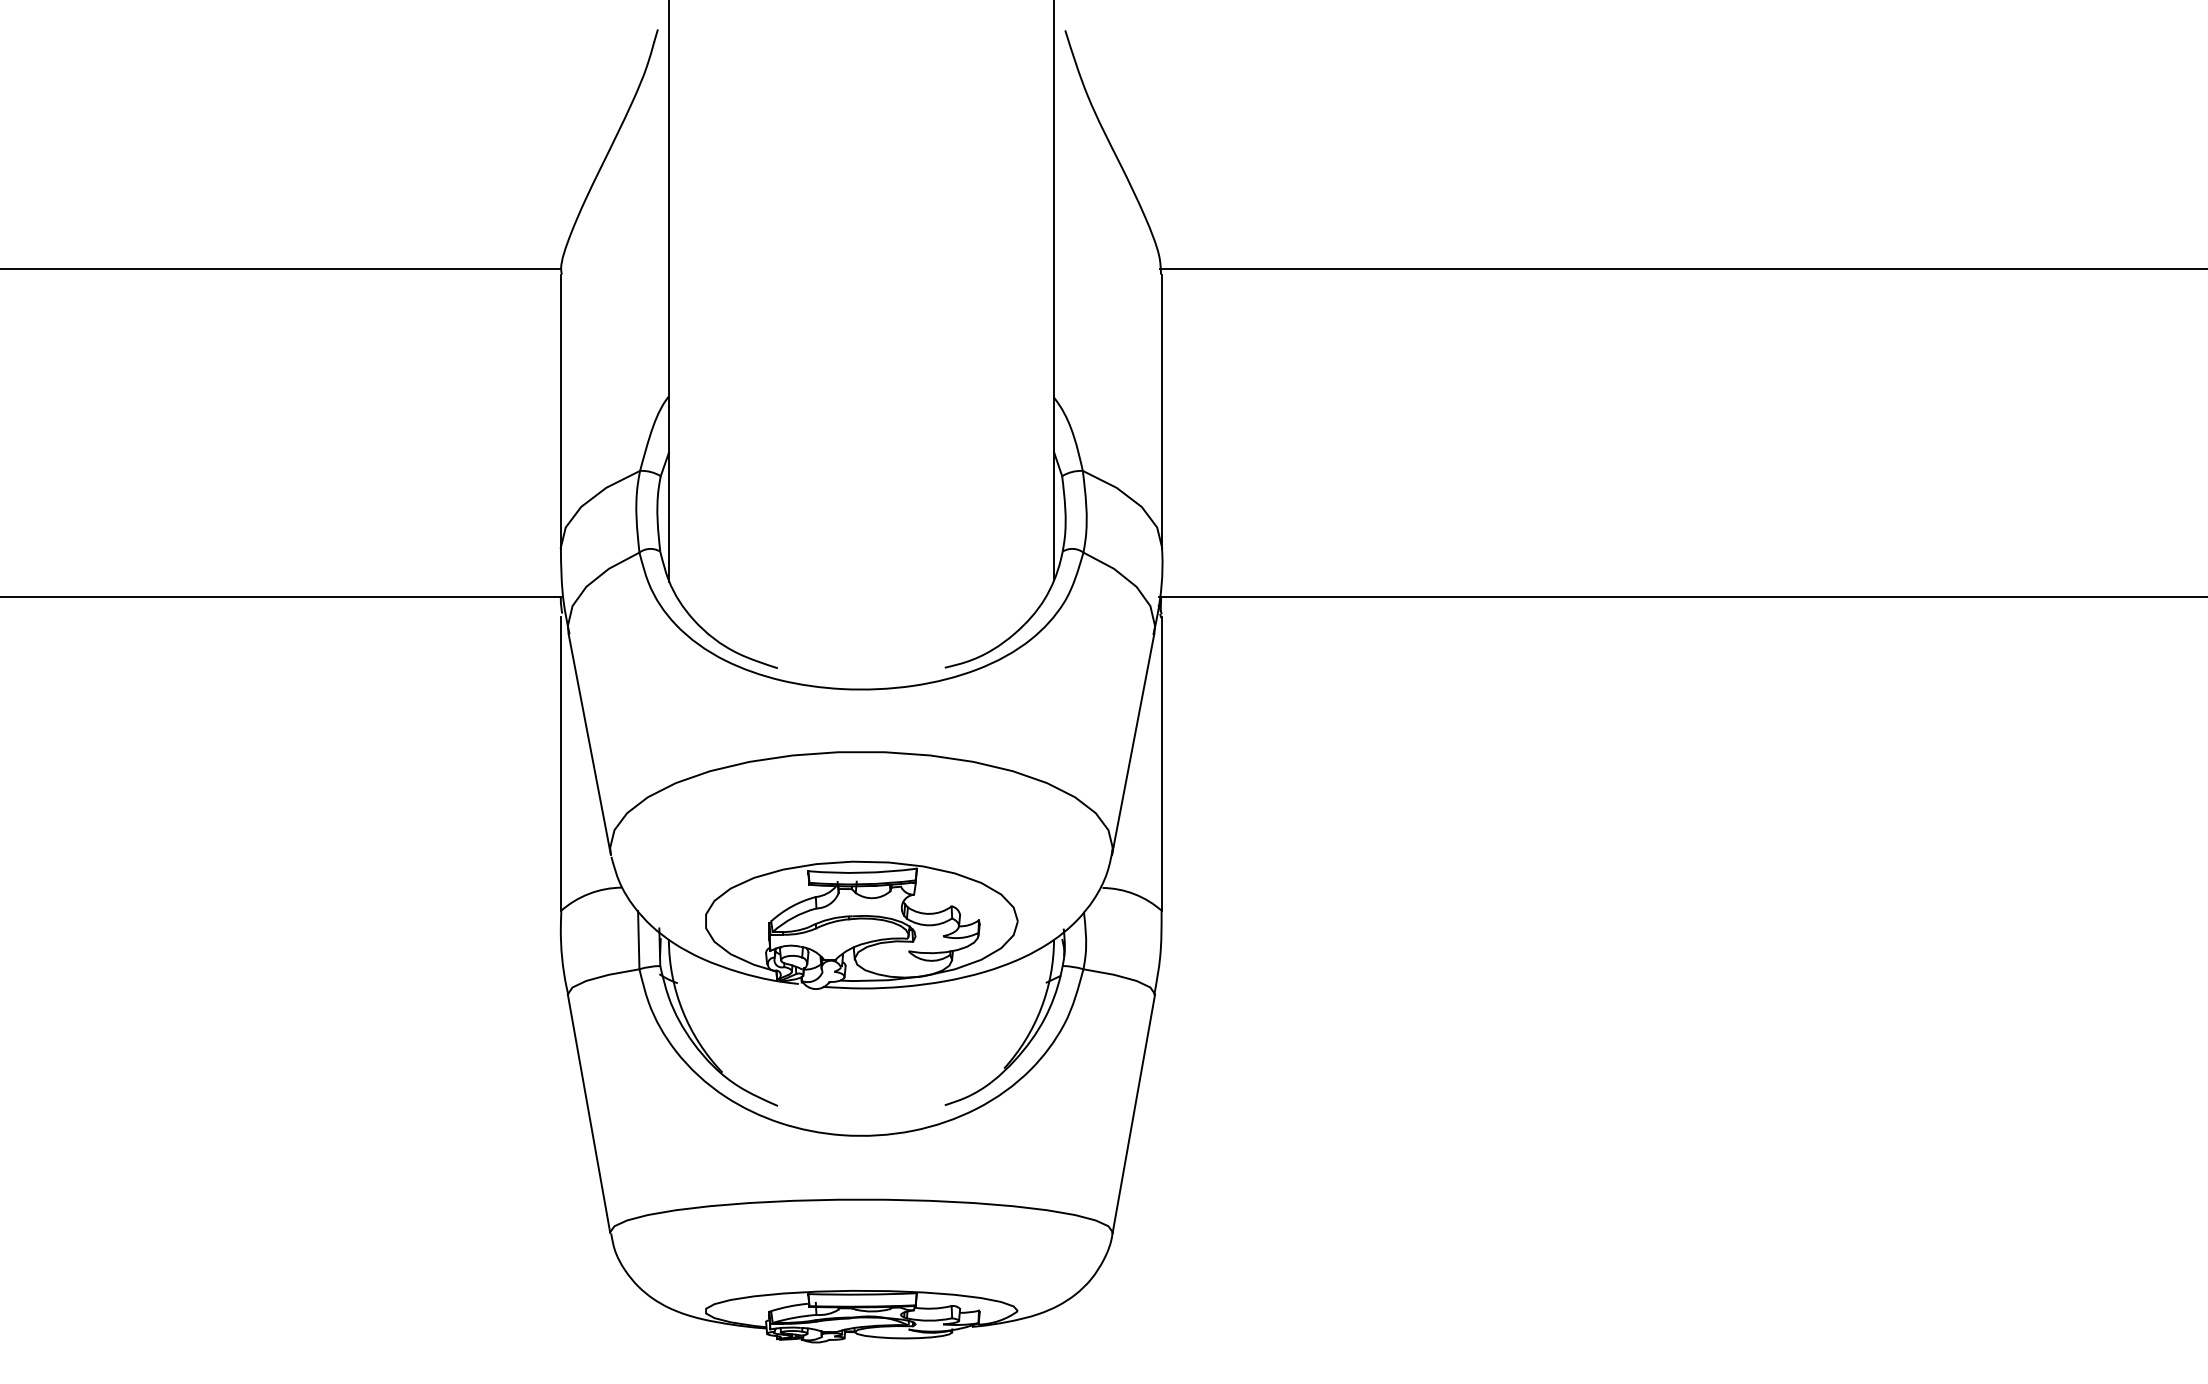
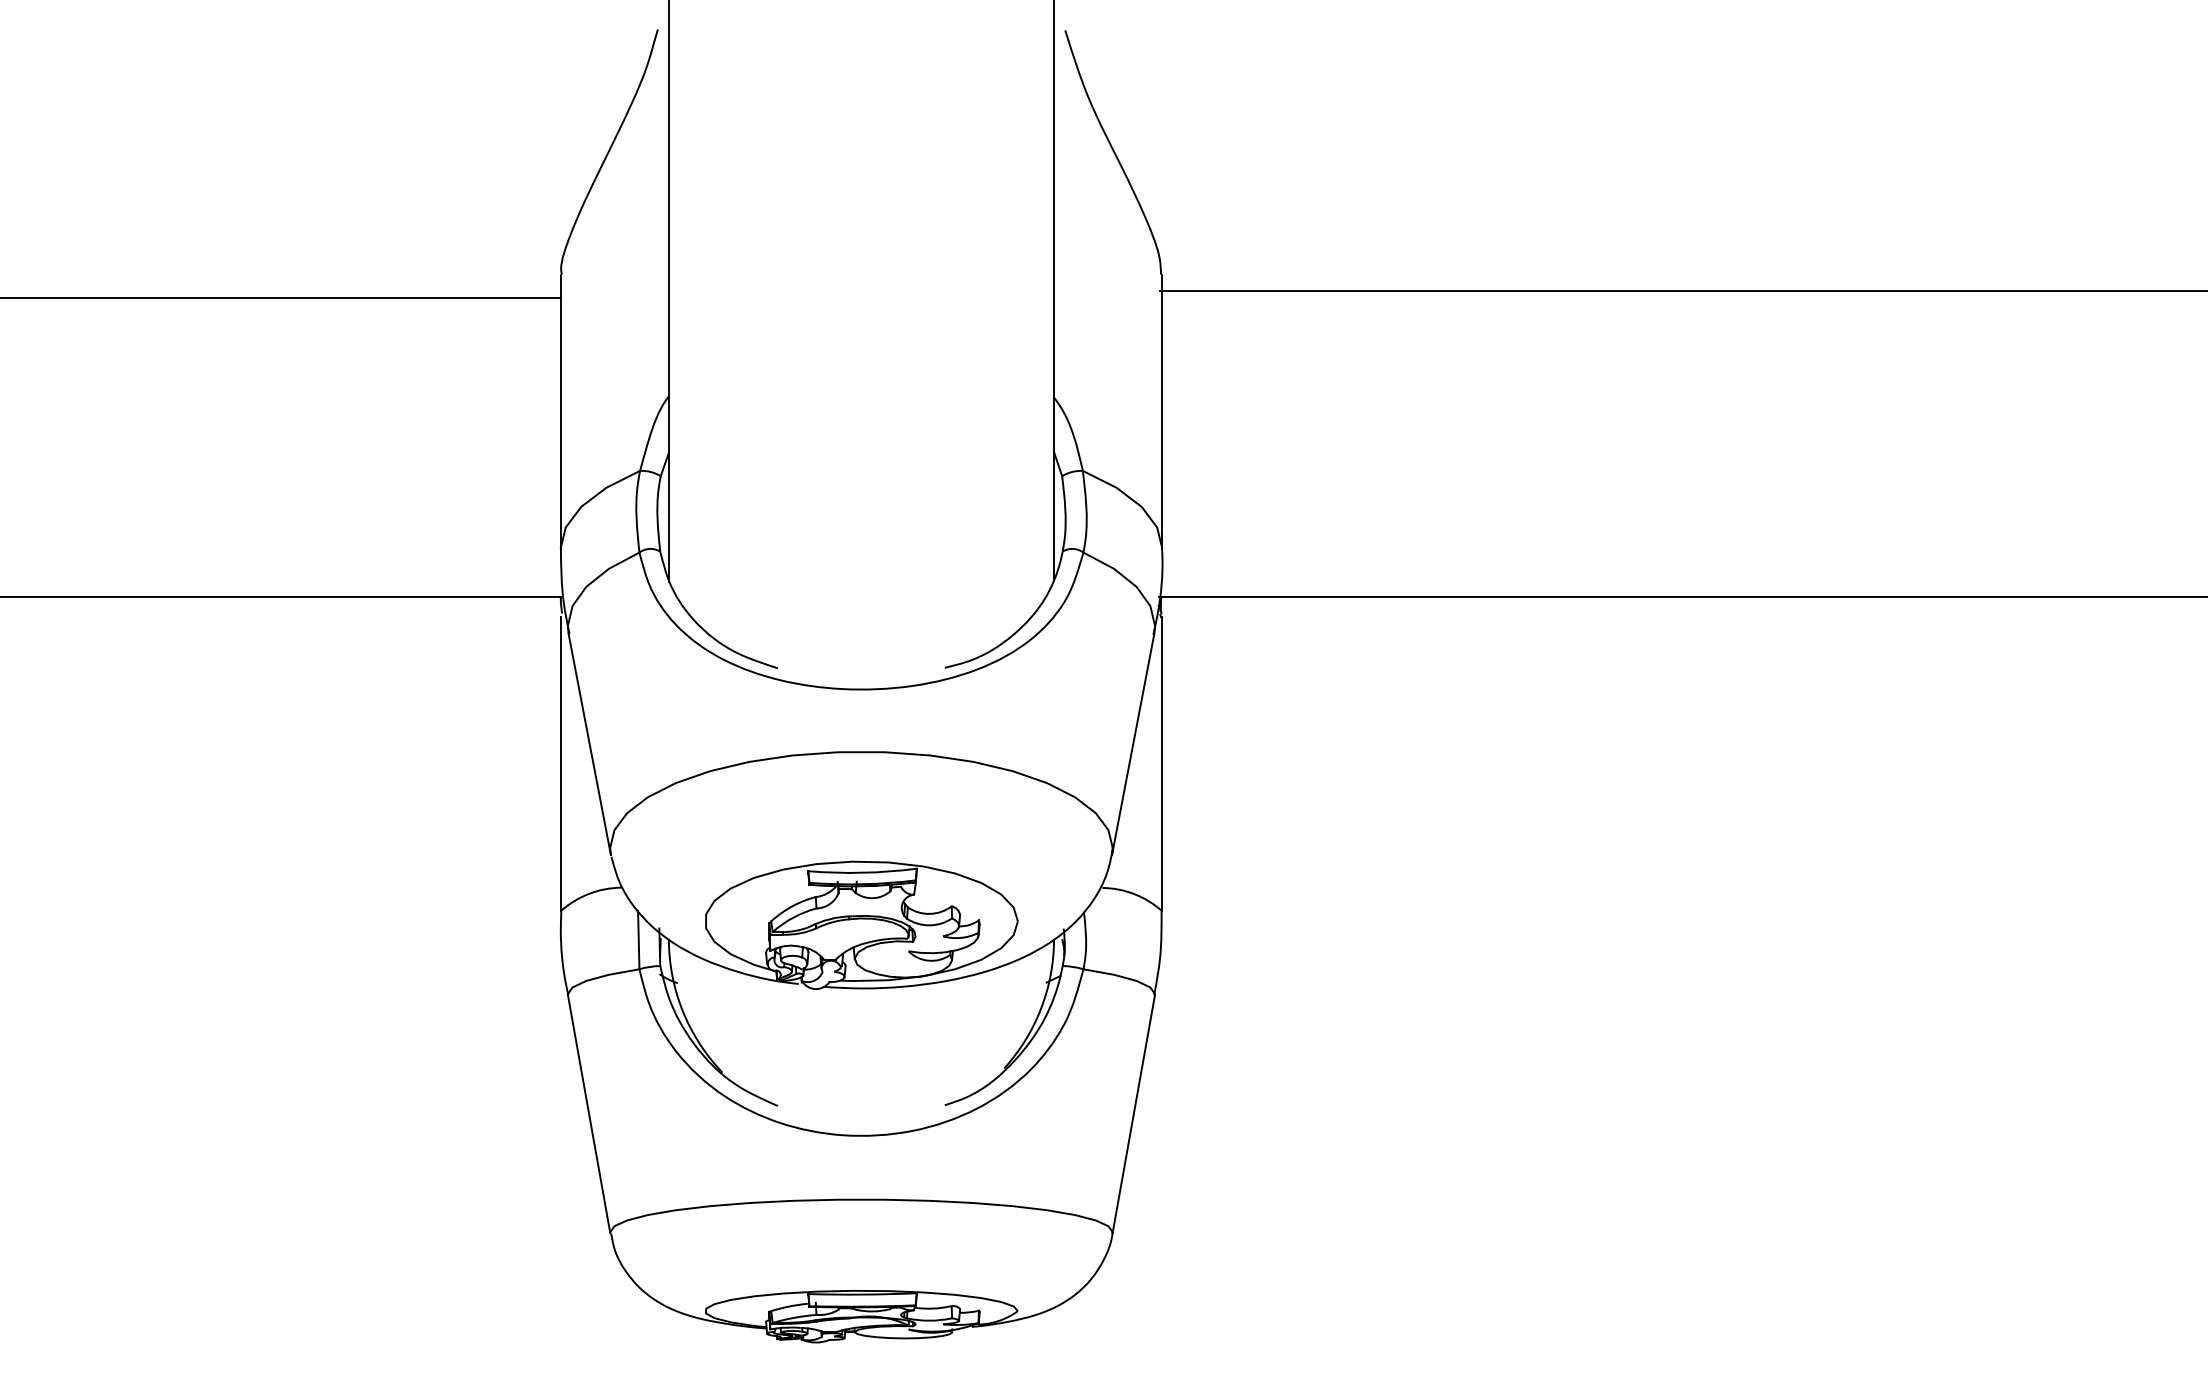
line position: (281, 268) -> (281, 297) (281, 297)
line position: (1682, 268) -> (1682, 290) (1682, 290)
